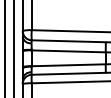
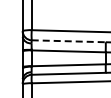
line: solid -> dashed (68, 41)
line: present -> none (5, 48)
line: present -> none (13, 48)
